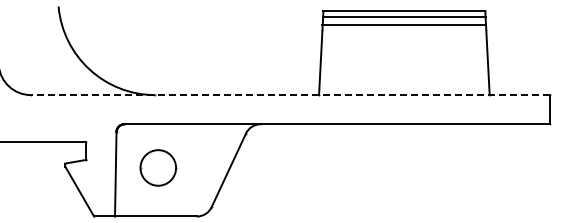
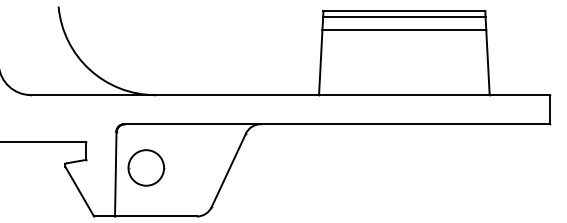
line position: (404, 25) -> (404, 30) (404, 30)
line: dashed -> solid (290, 95)
part position: (158, 167) -> (146, 167) (146, 167)
